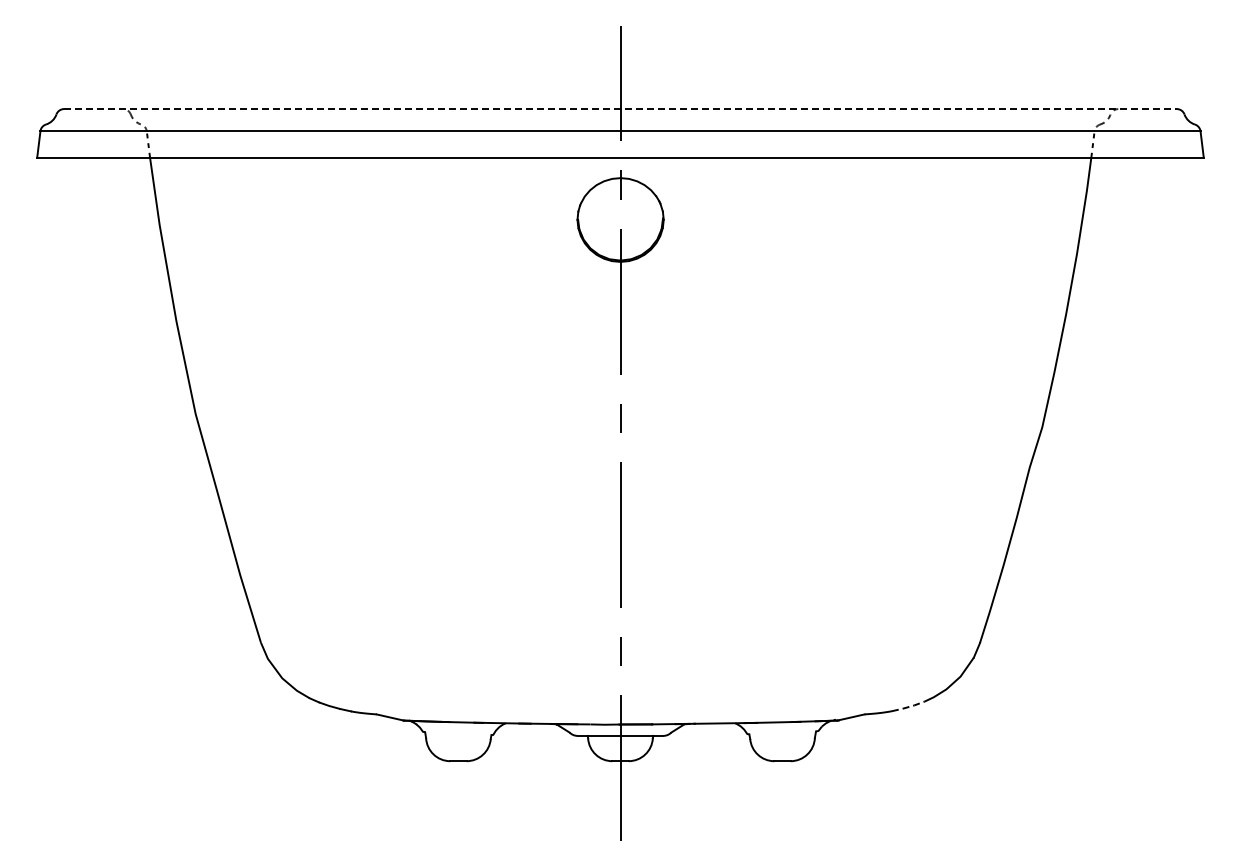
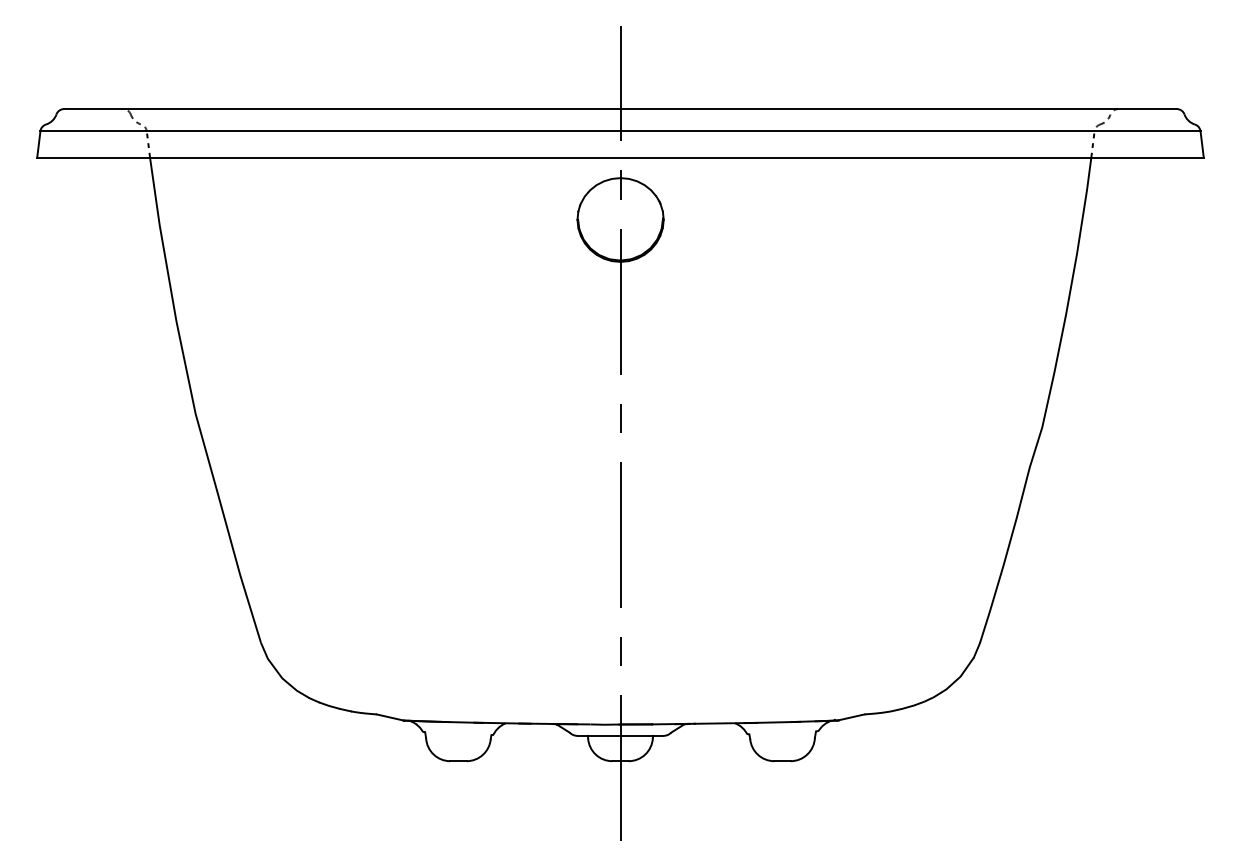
line: dashed -> solid (621, 109)
line: dashed -> solid (908, 707)
